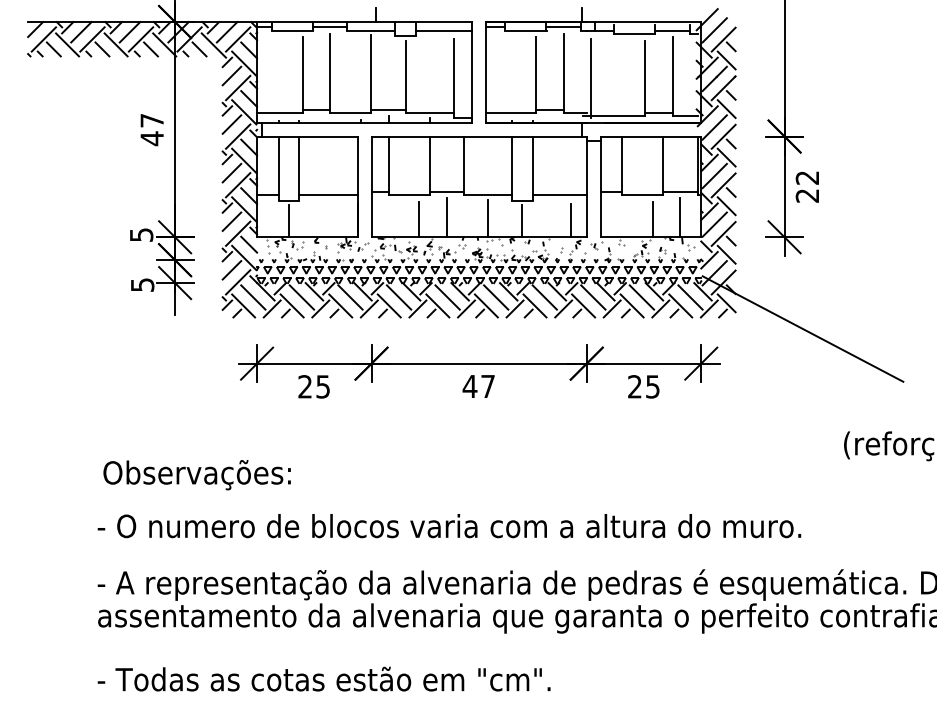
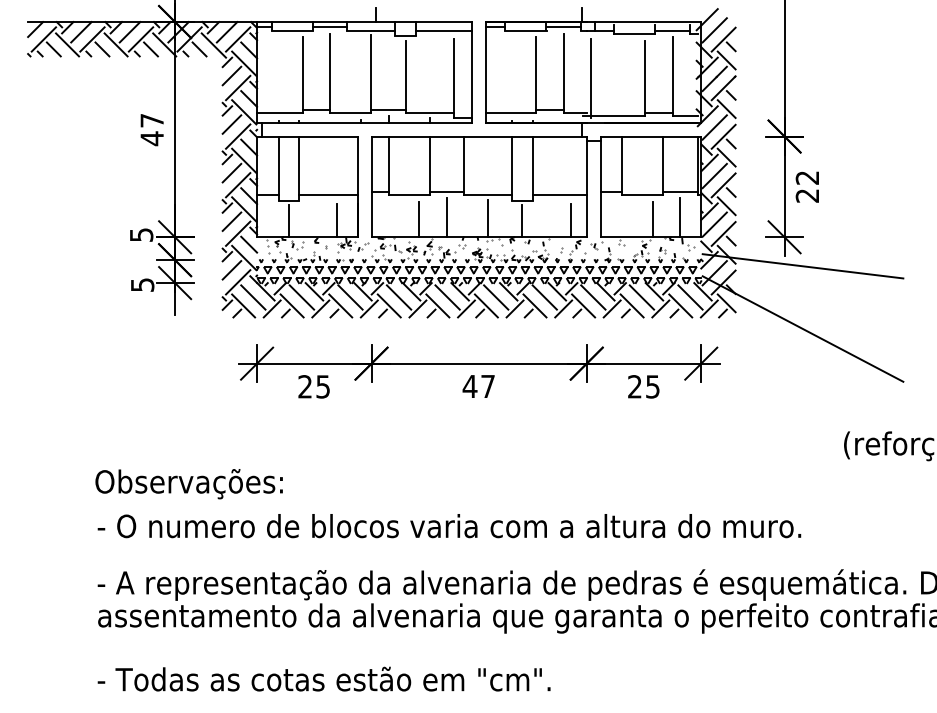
line: none -> present (336, 220)
line: none -> present (802, 266)
text position: (196, 475) -> (188, 484) (188, 484)
